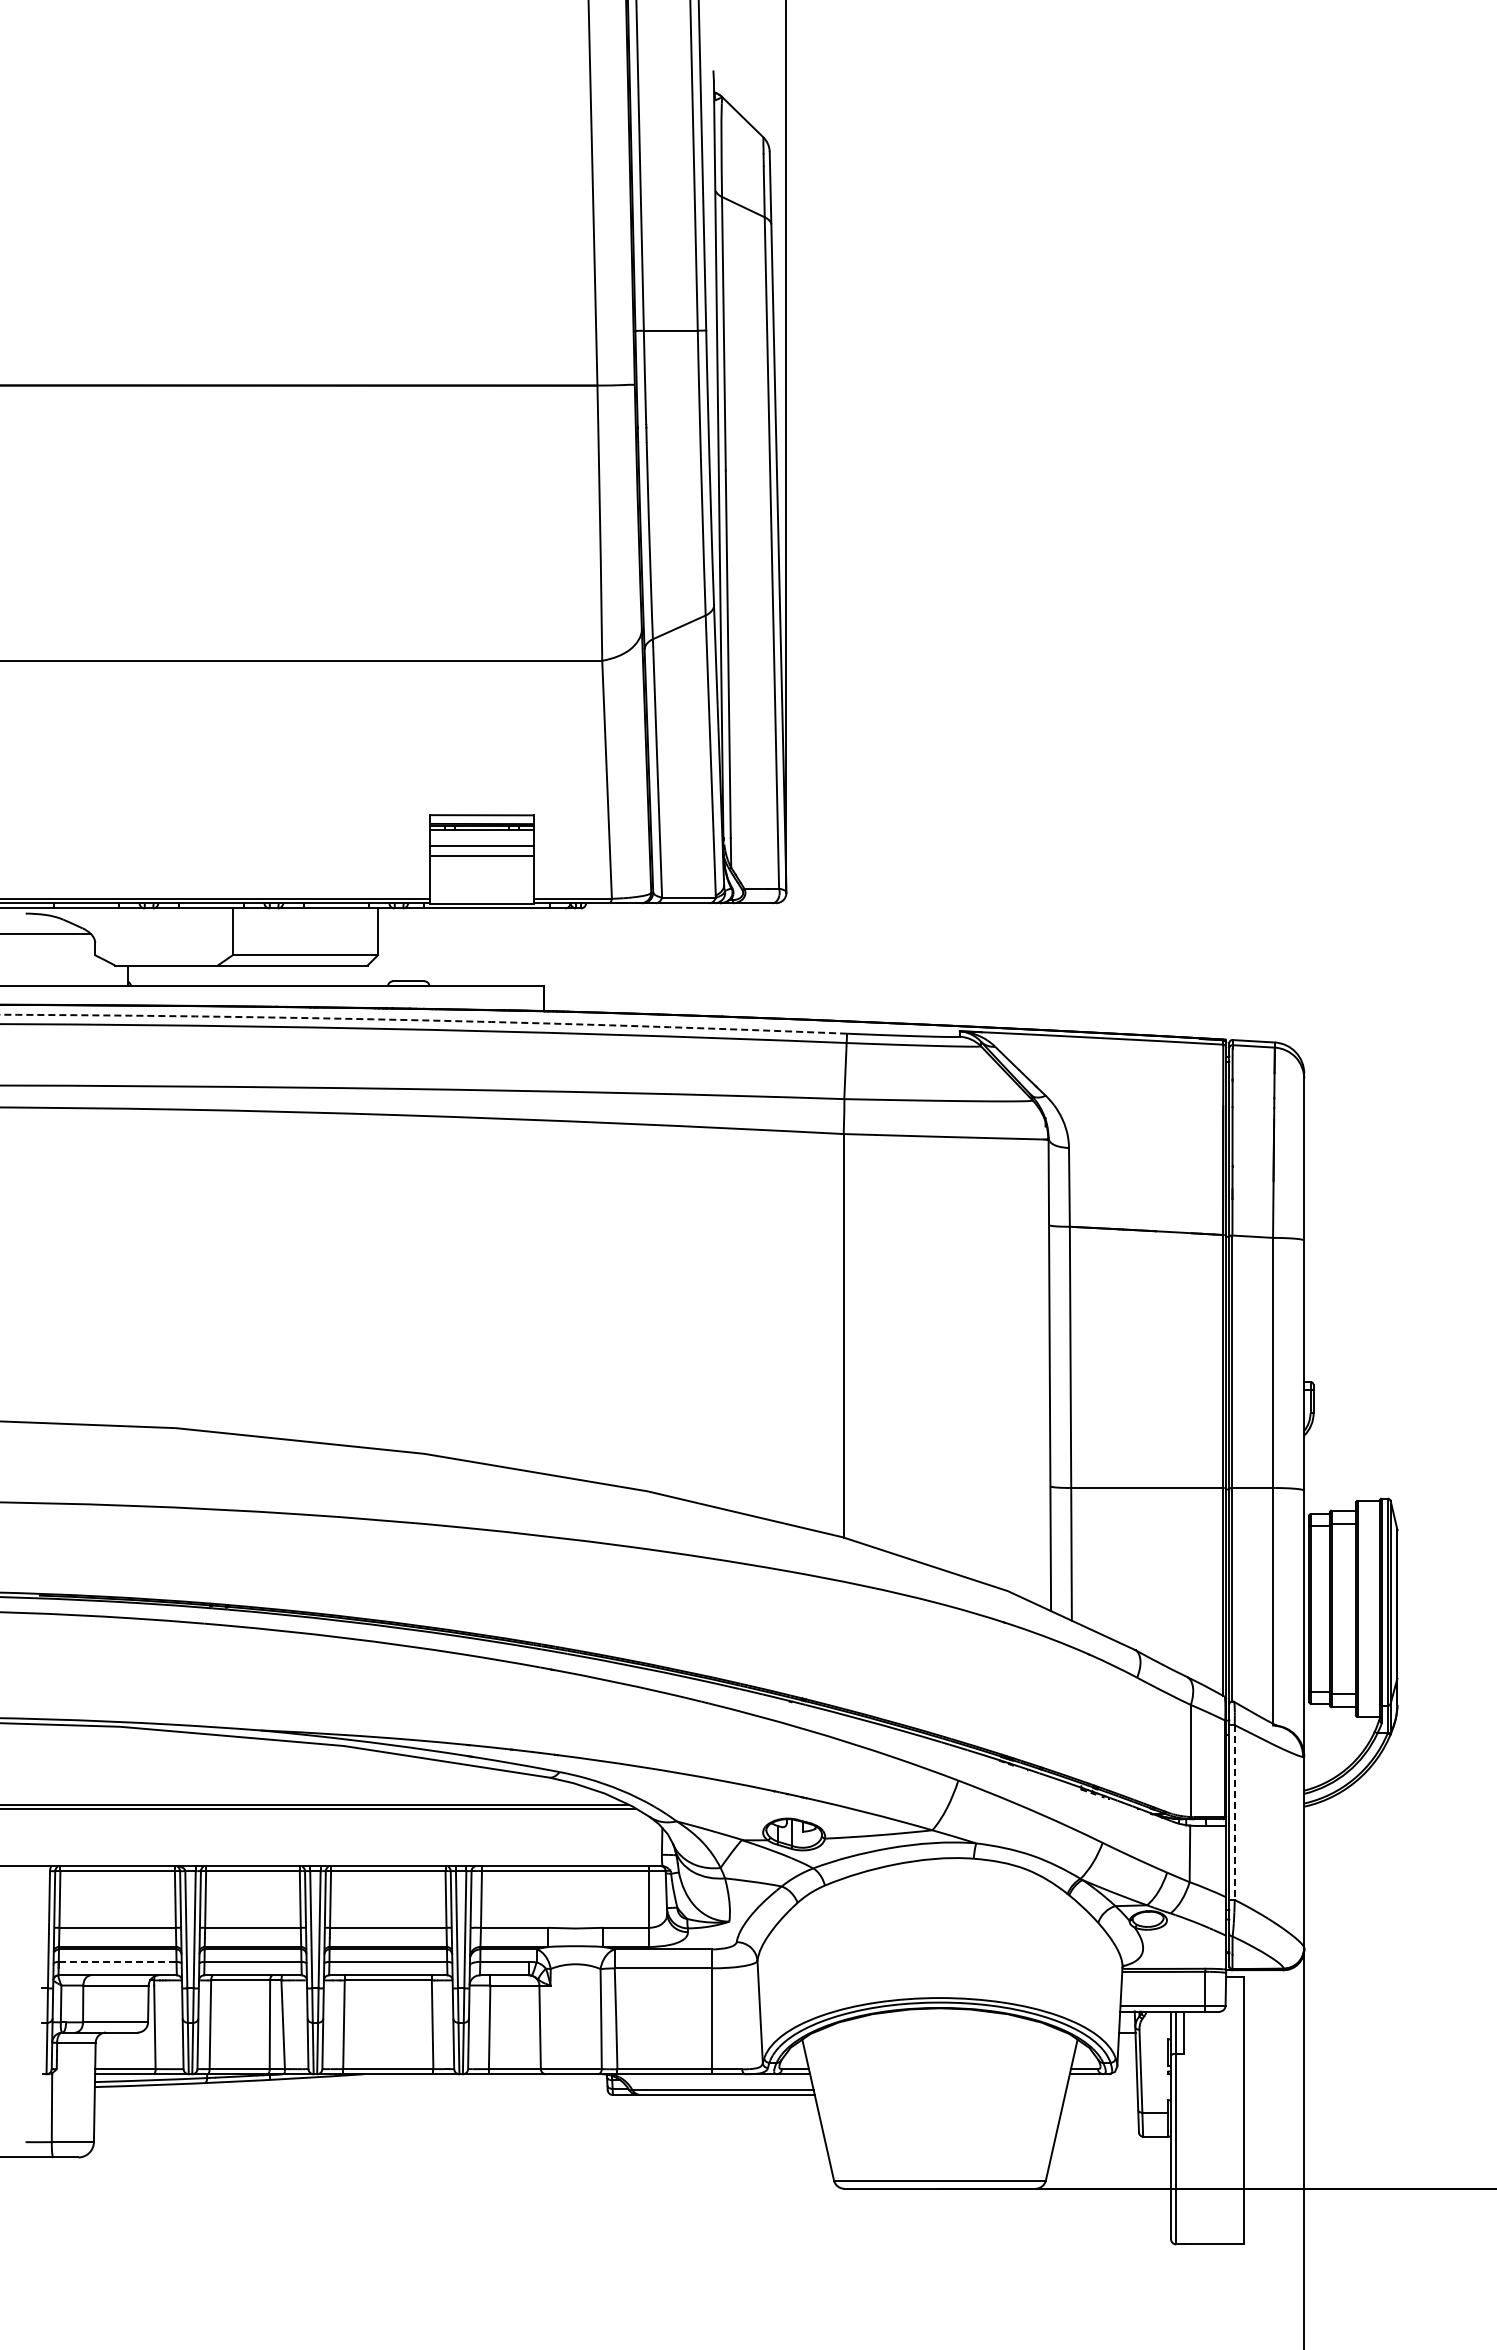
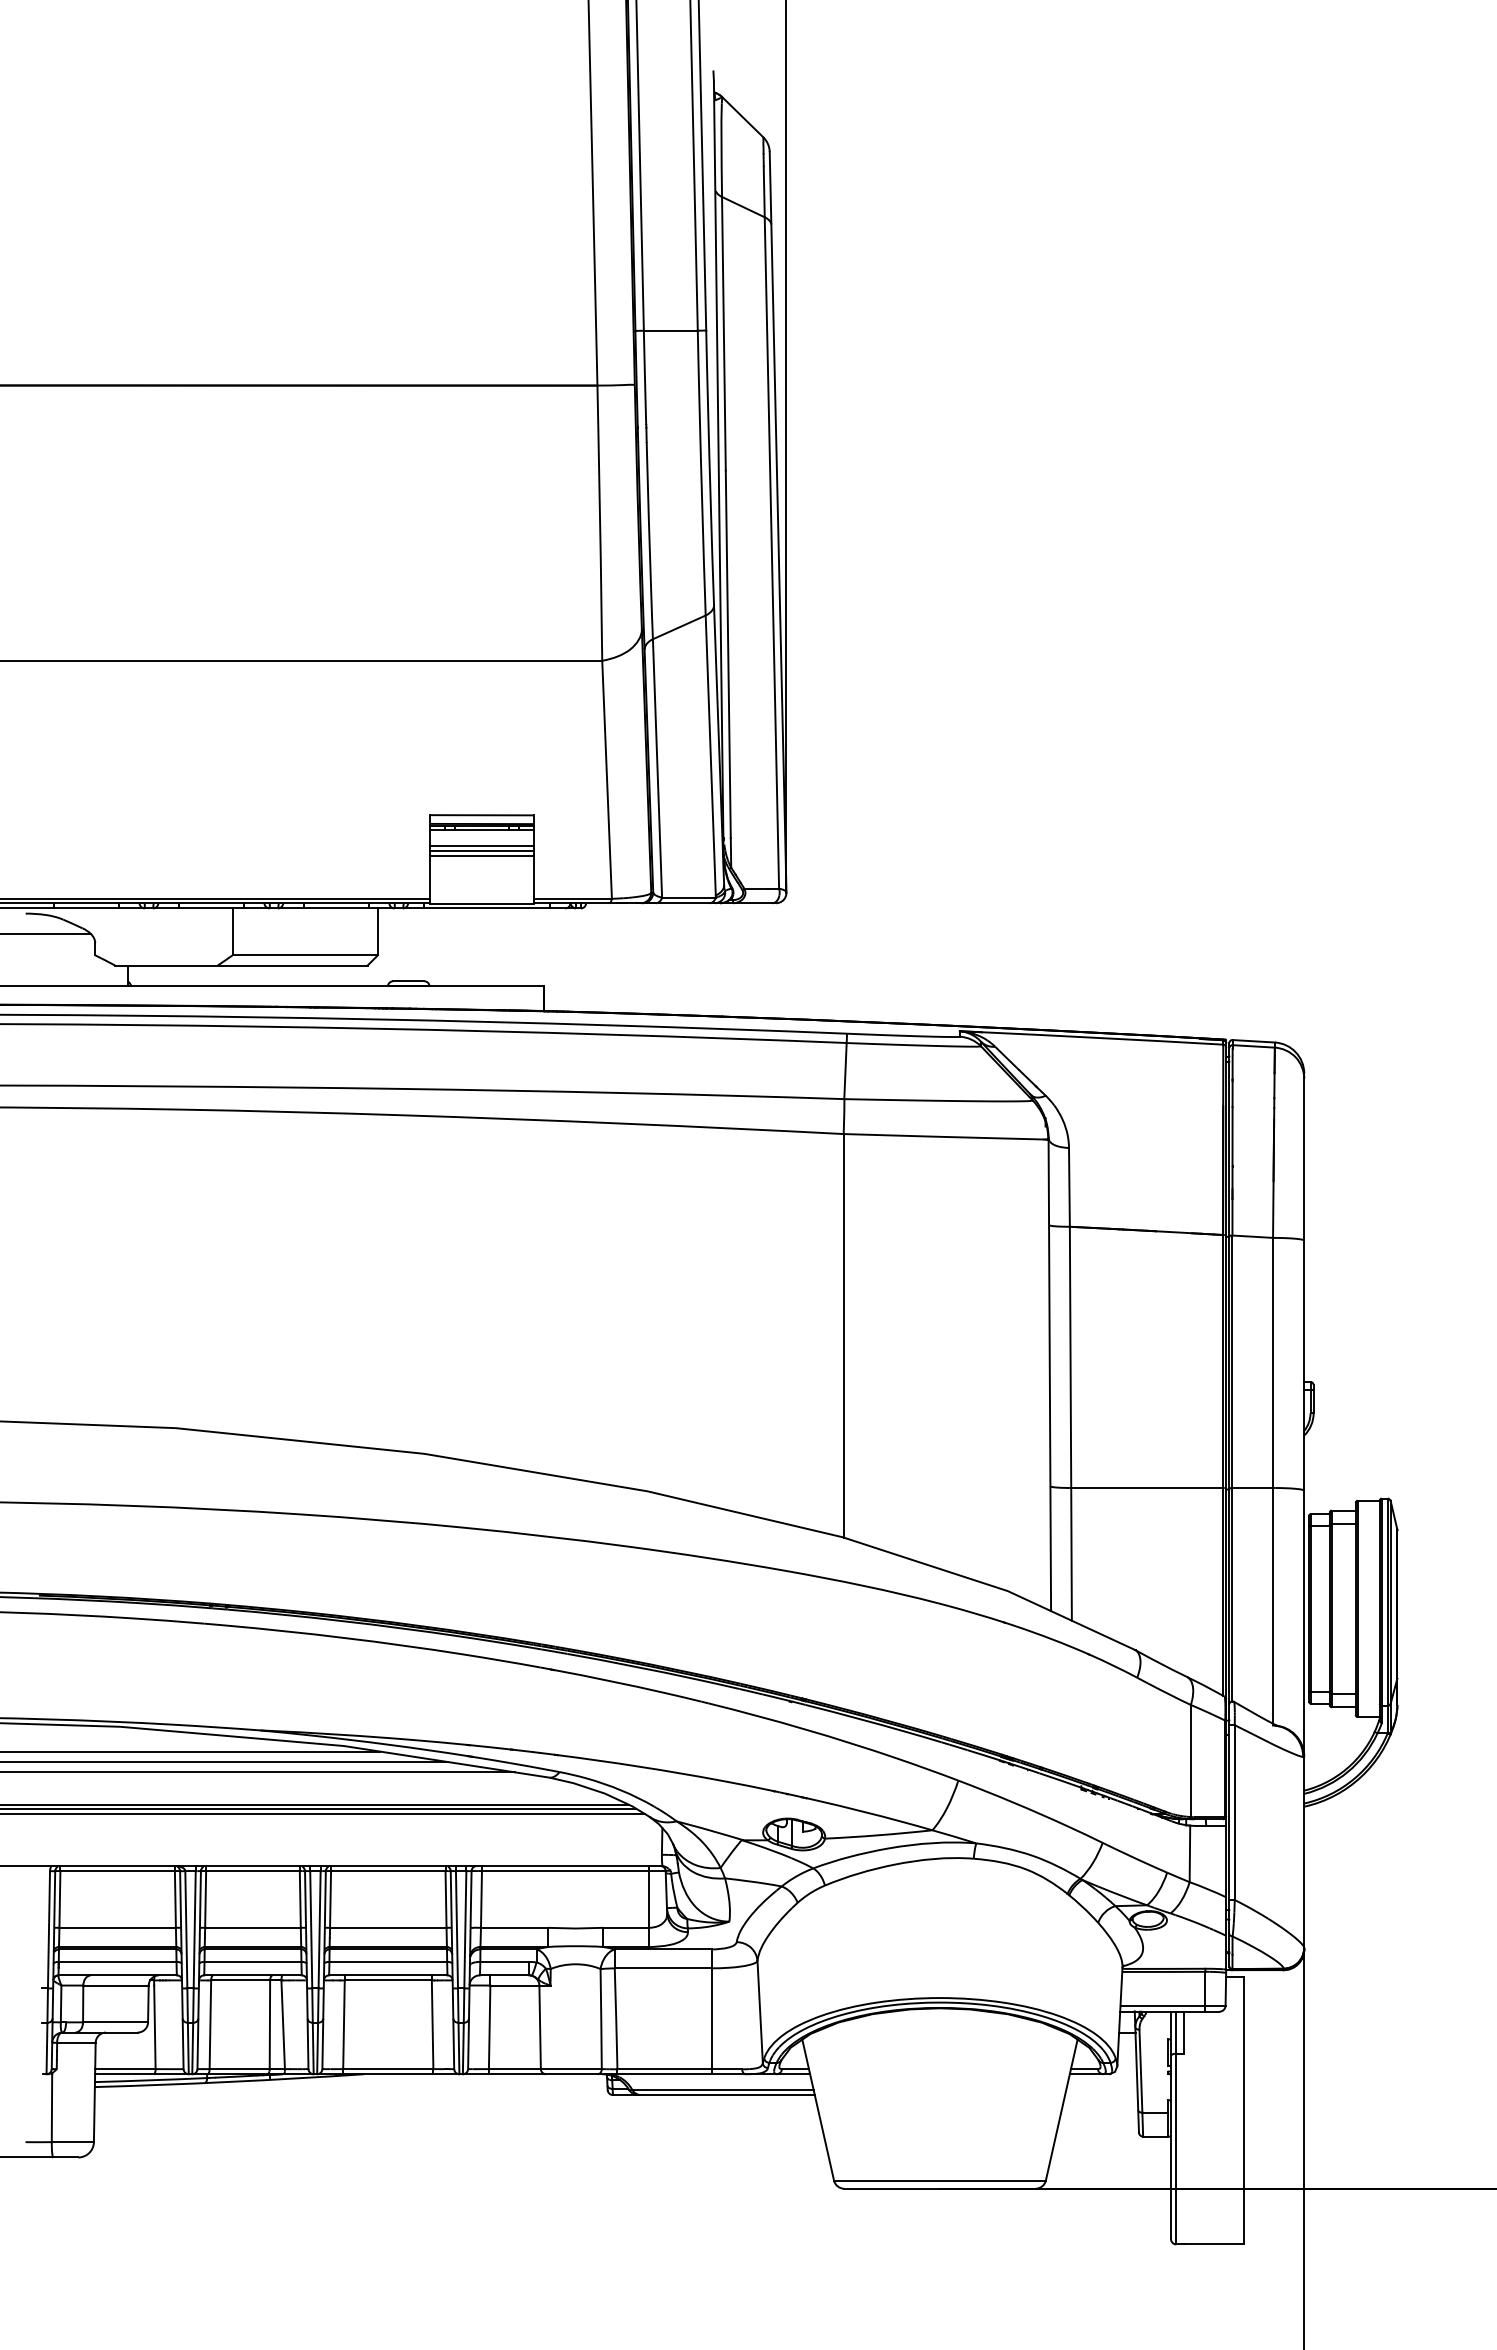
line: none -> present (481, 851)
arc: dashed -> solid (422, 1020)
line: none -> present (191, 1751)
line: none -> present (224, 1761)
line: none -> present (258, 1772)
line: dashed -> solid (1234, 1813)
line: none -> present (323, 1814)
line: dashed -> solid (117, 1961)
